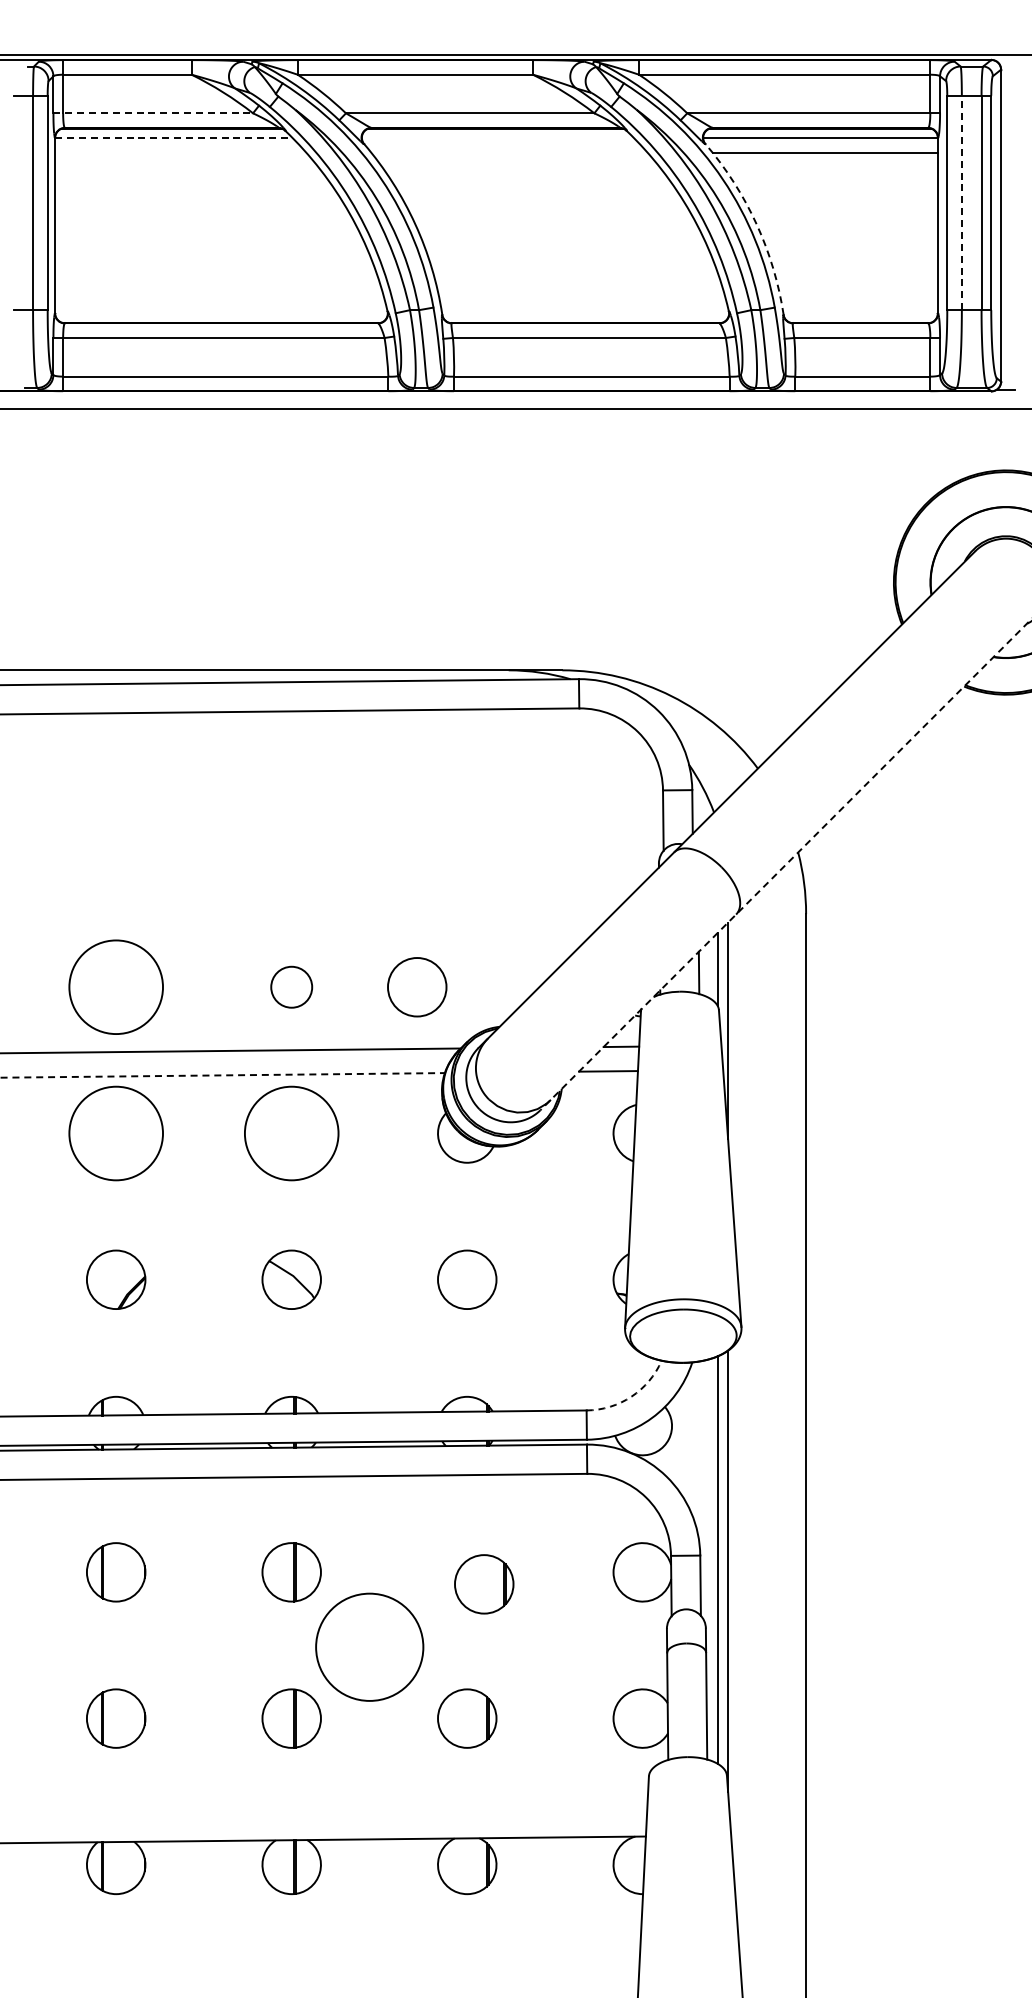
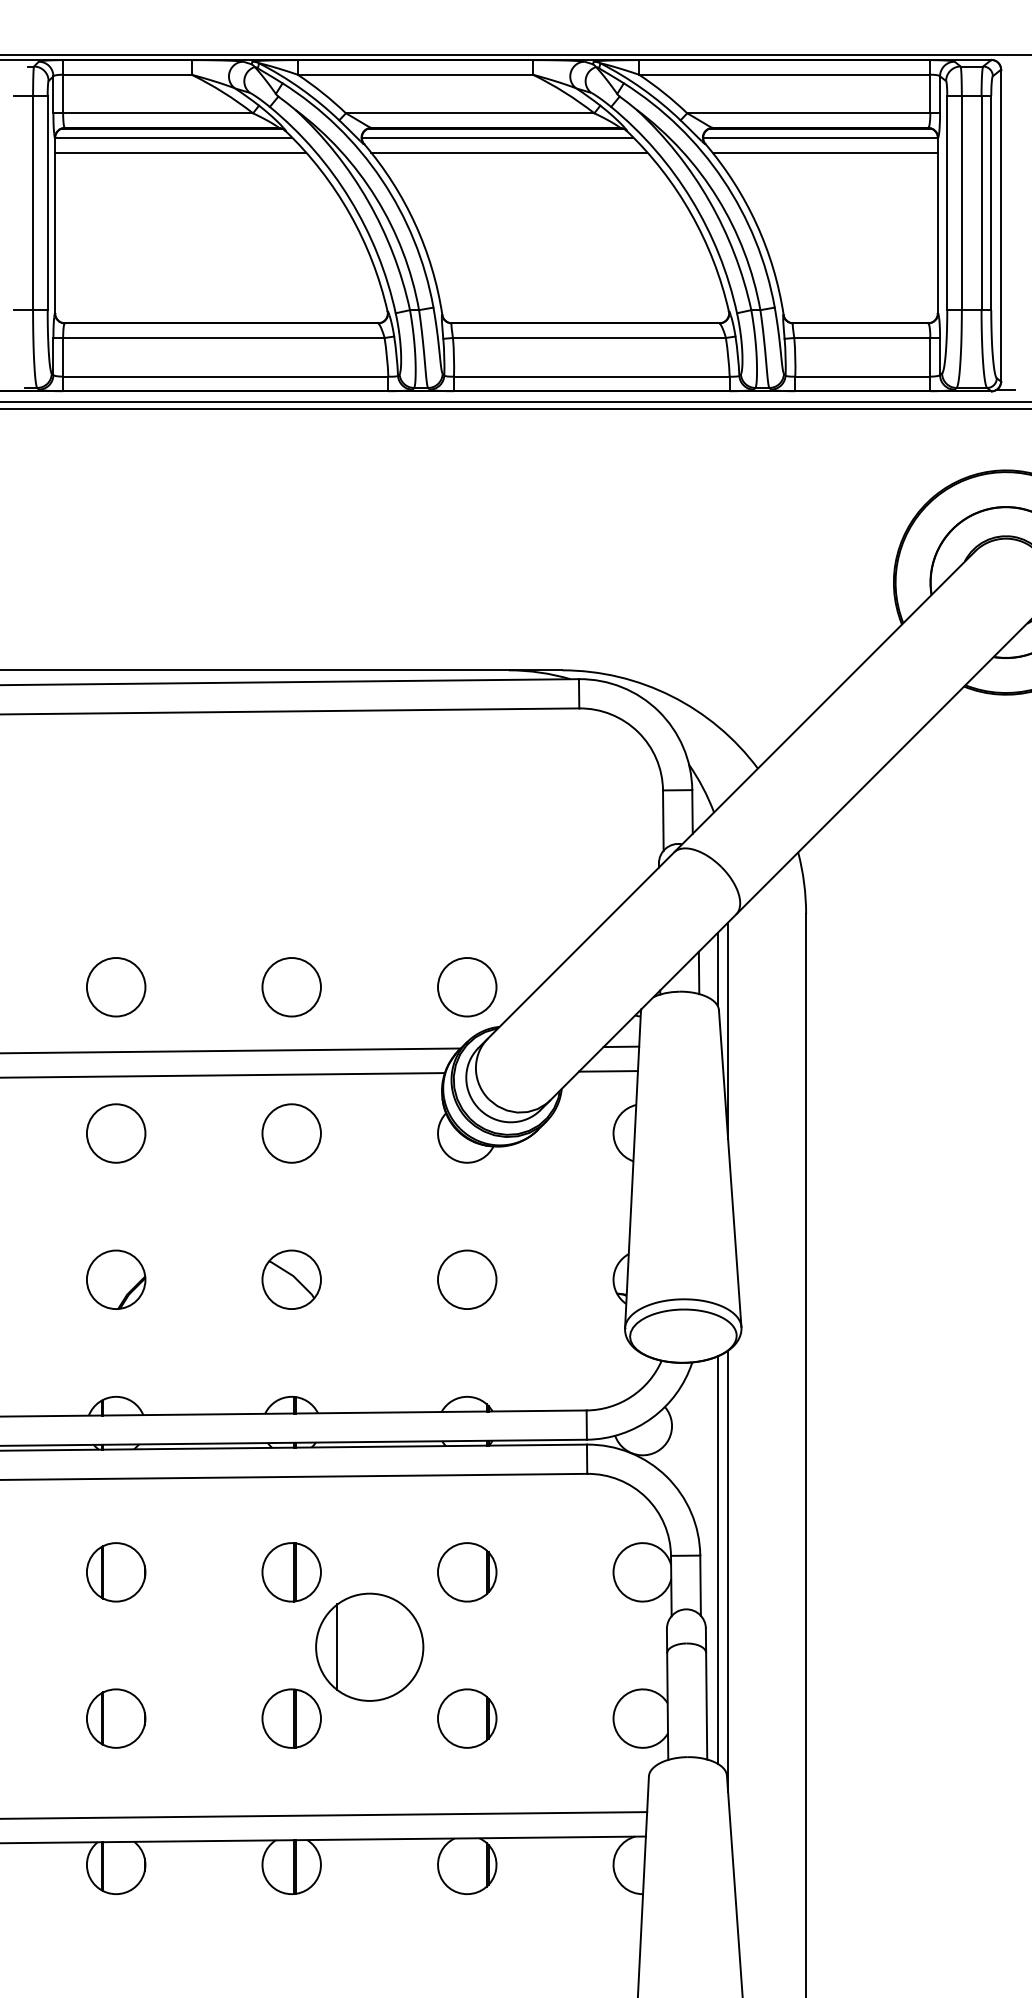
line: dashed -> solid (153, 113)
line: dashed -> solid (173, 137)
line: none -> present (497, 137)
line: none -> present (180, 153)
line: none -> present (509, 153)
line: dashed -> solid (961, 202)
arc: dashed -> solid (756, 224)
line: none -> present (515, 402)
line: dashed -> solid (785, 865)
circle diameter: 41 px -> 59 px (291, 987)
circle diameter: 94 px -> 59 px (115, 987)
circle position: (417, 987) -> (467, 987) (467, 987)
line: dashed -> solid (223, 1075)
circle diameter: 94 px -> 59 px (115, 1133)
circle diameter: 94 px -> 59 px (291, 1133)
arc: dashed -> solid (631, 1396)
part position: (484, 1584) -> (467, 1572) (467, 1572)
line: none -> present (337, 1647)
line: none -> present (324, 1815)
